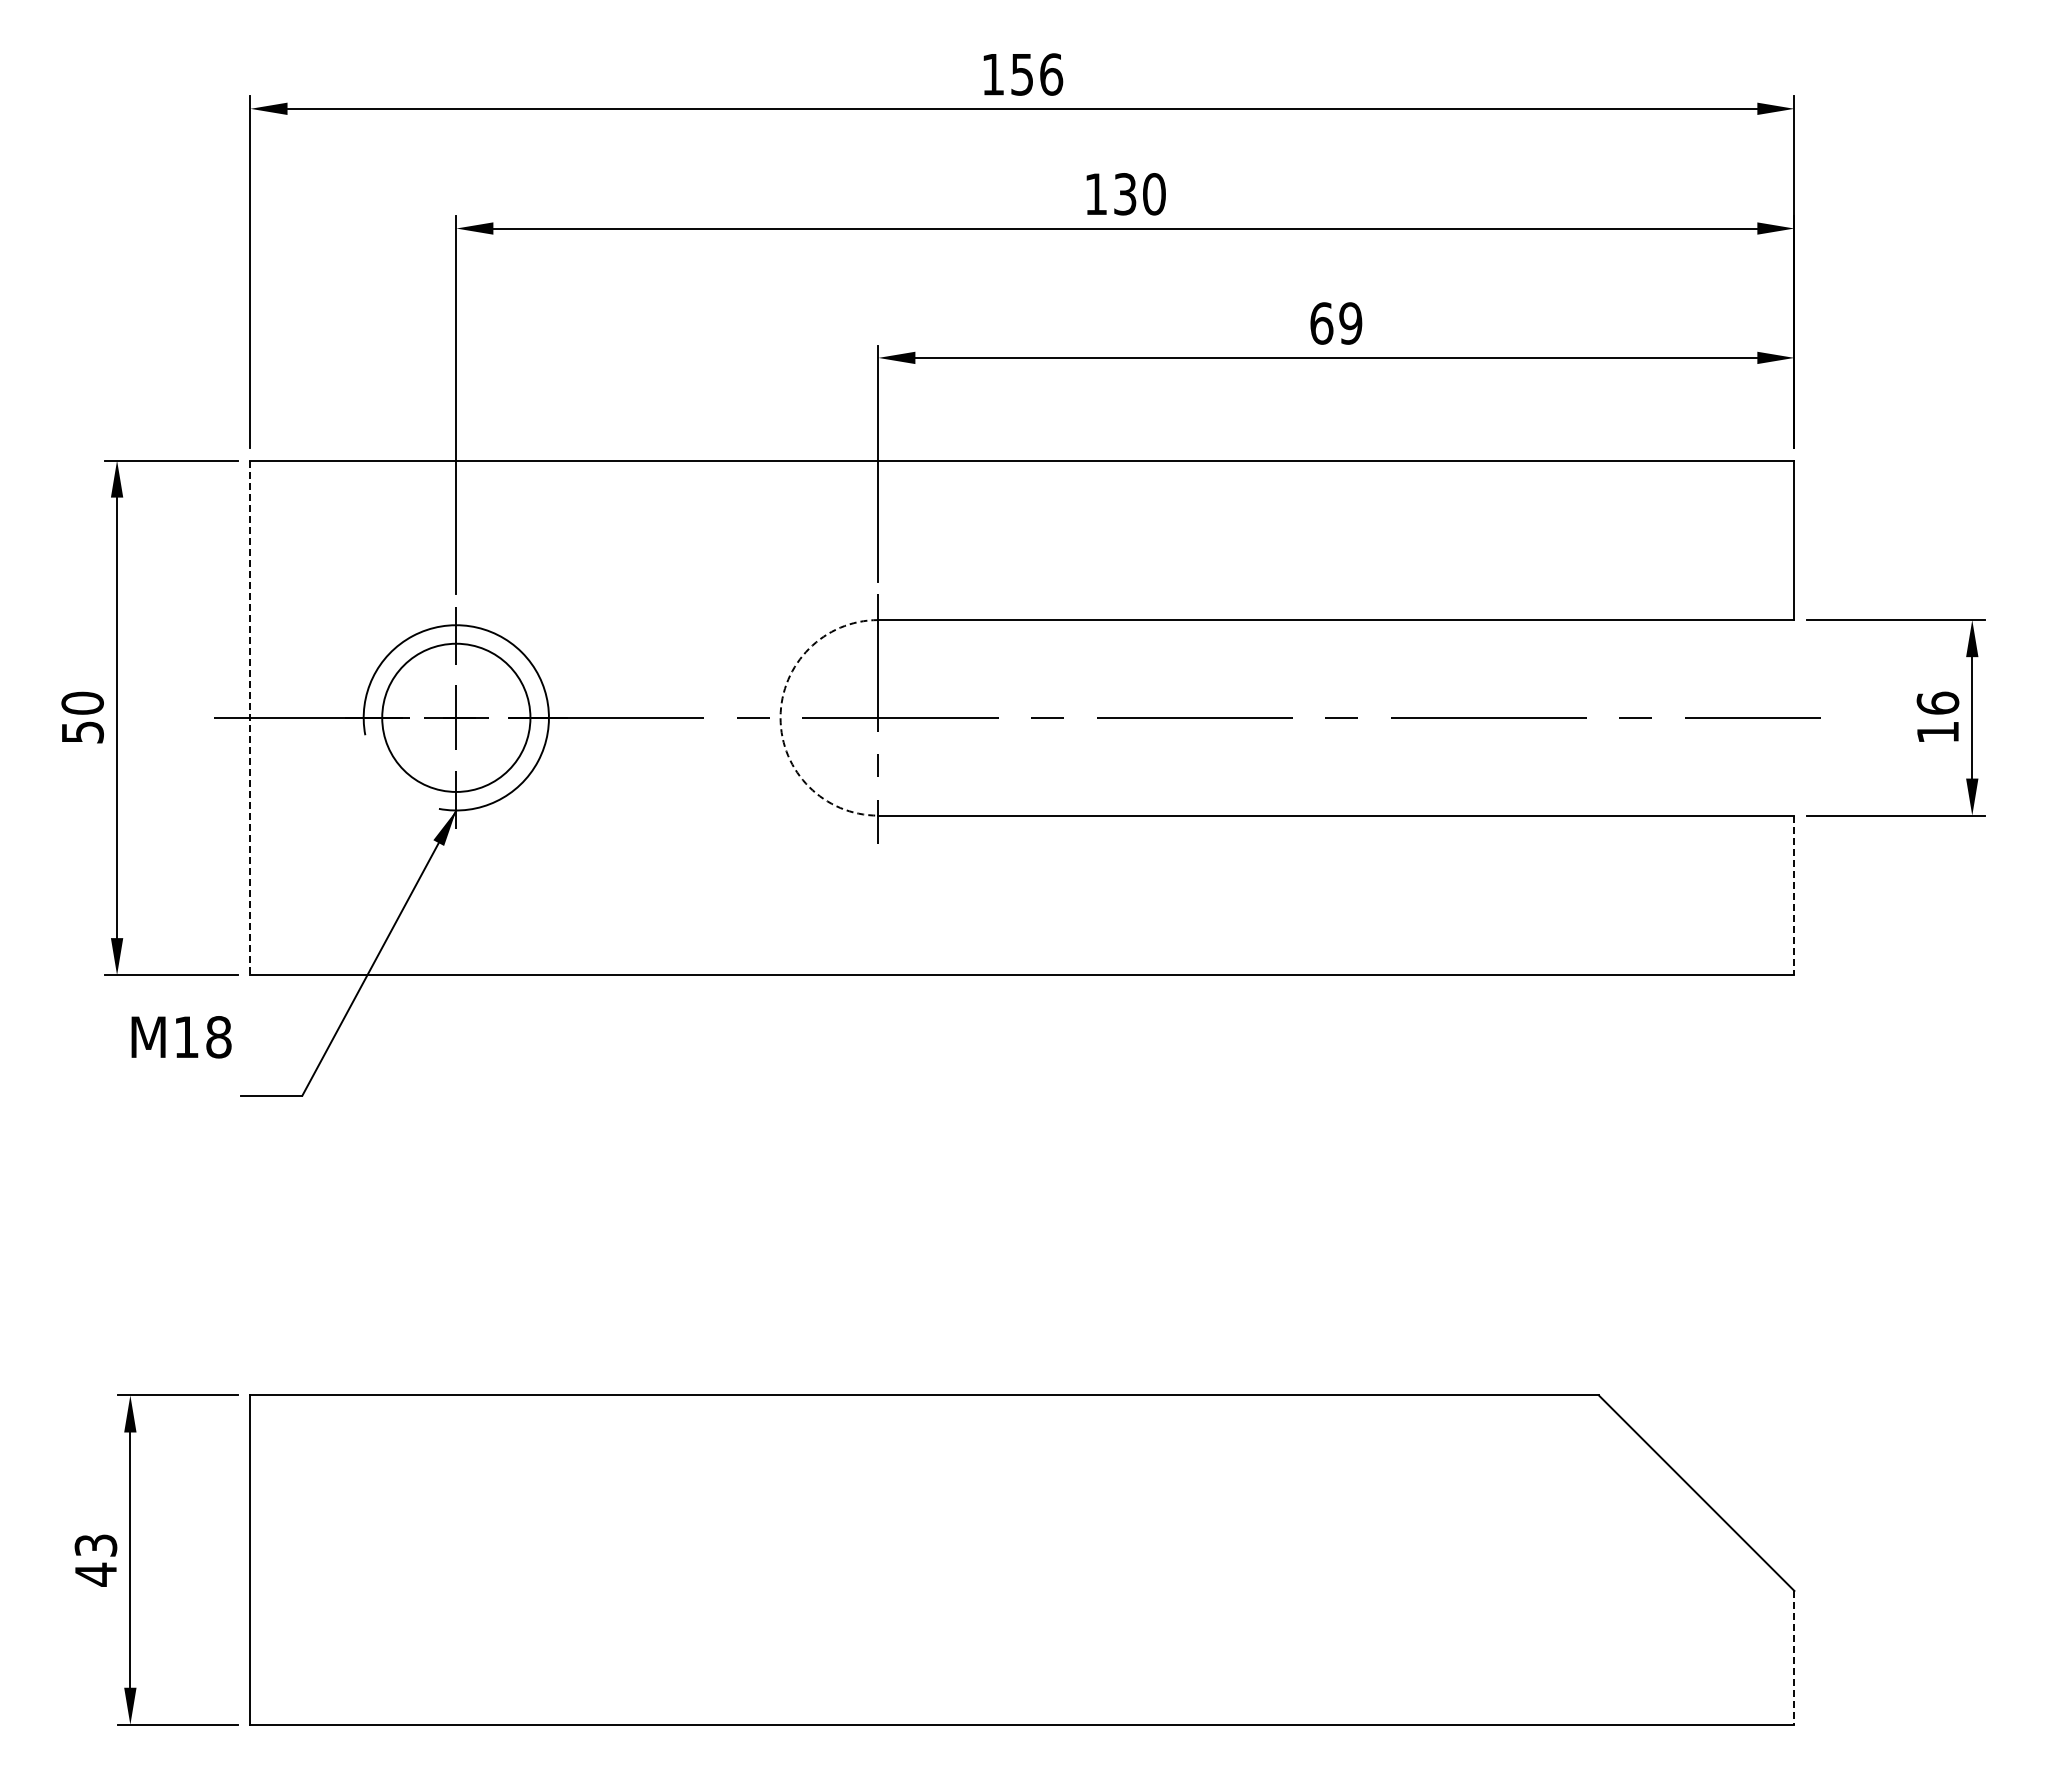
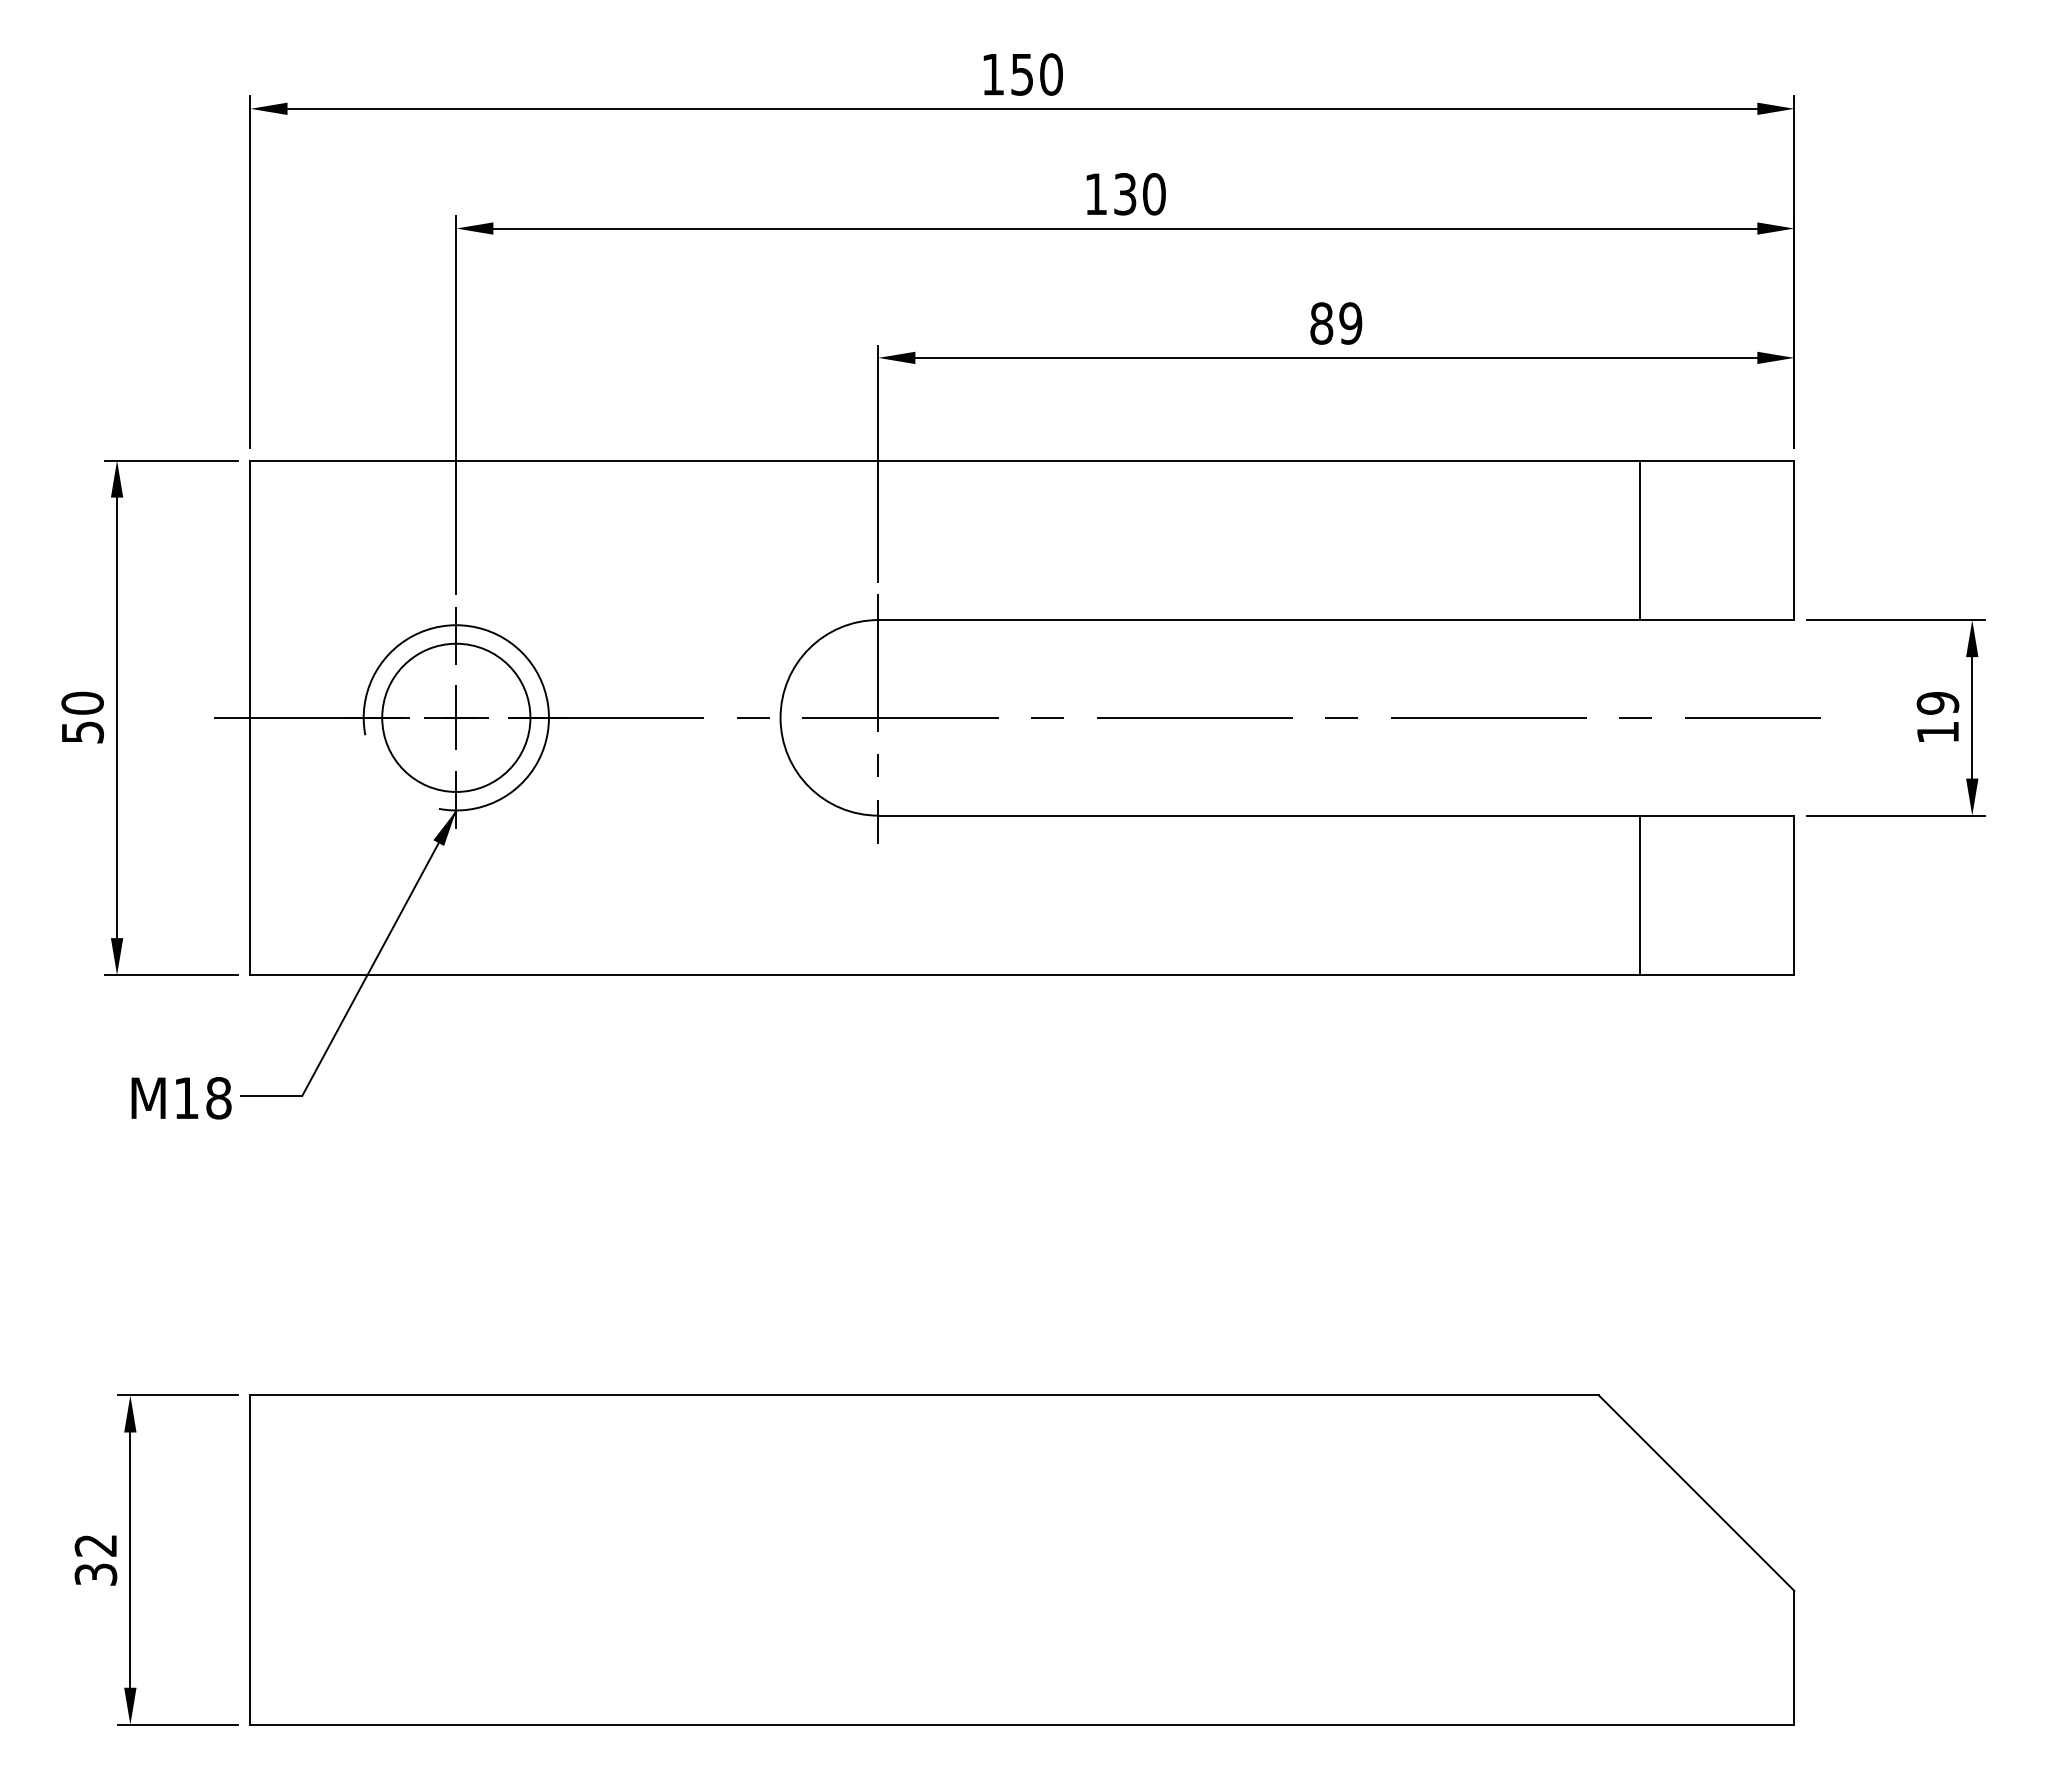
text: 156 -> 150 (1051, 74)
text: 69 -> 89 (1321, 323)
line: none -> present (1640, 540)
text: 16 -> 19 (1937, 702)
arc: dashed -> solid (780, 717)
line: dashed -> solid (250, 718)
line: none -> present (1640, 895)
line: dashed -> solid (1794, 895)
text position: (181, 1037) -> (181, 1098) (181, 1098)
text: 43 -> 32 (95, 1560)
line: dashed -> solid (1794, 1657)
